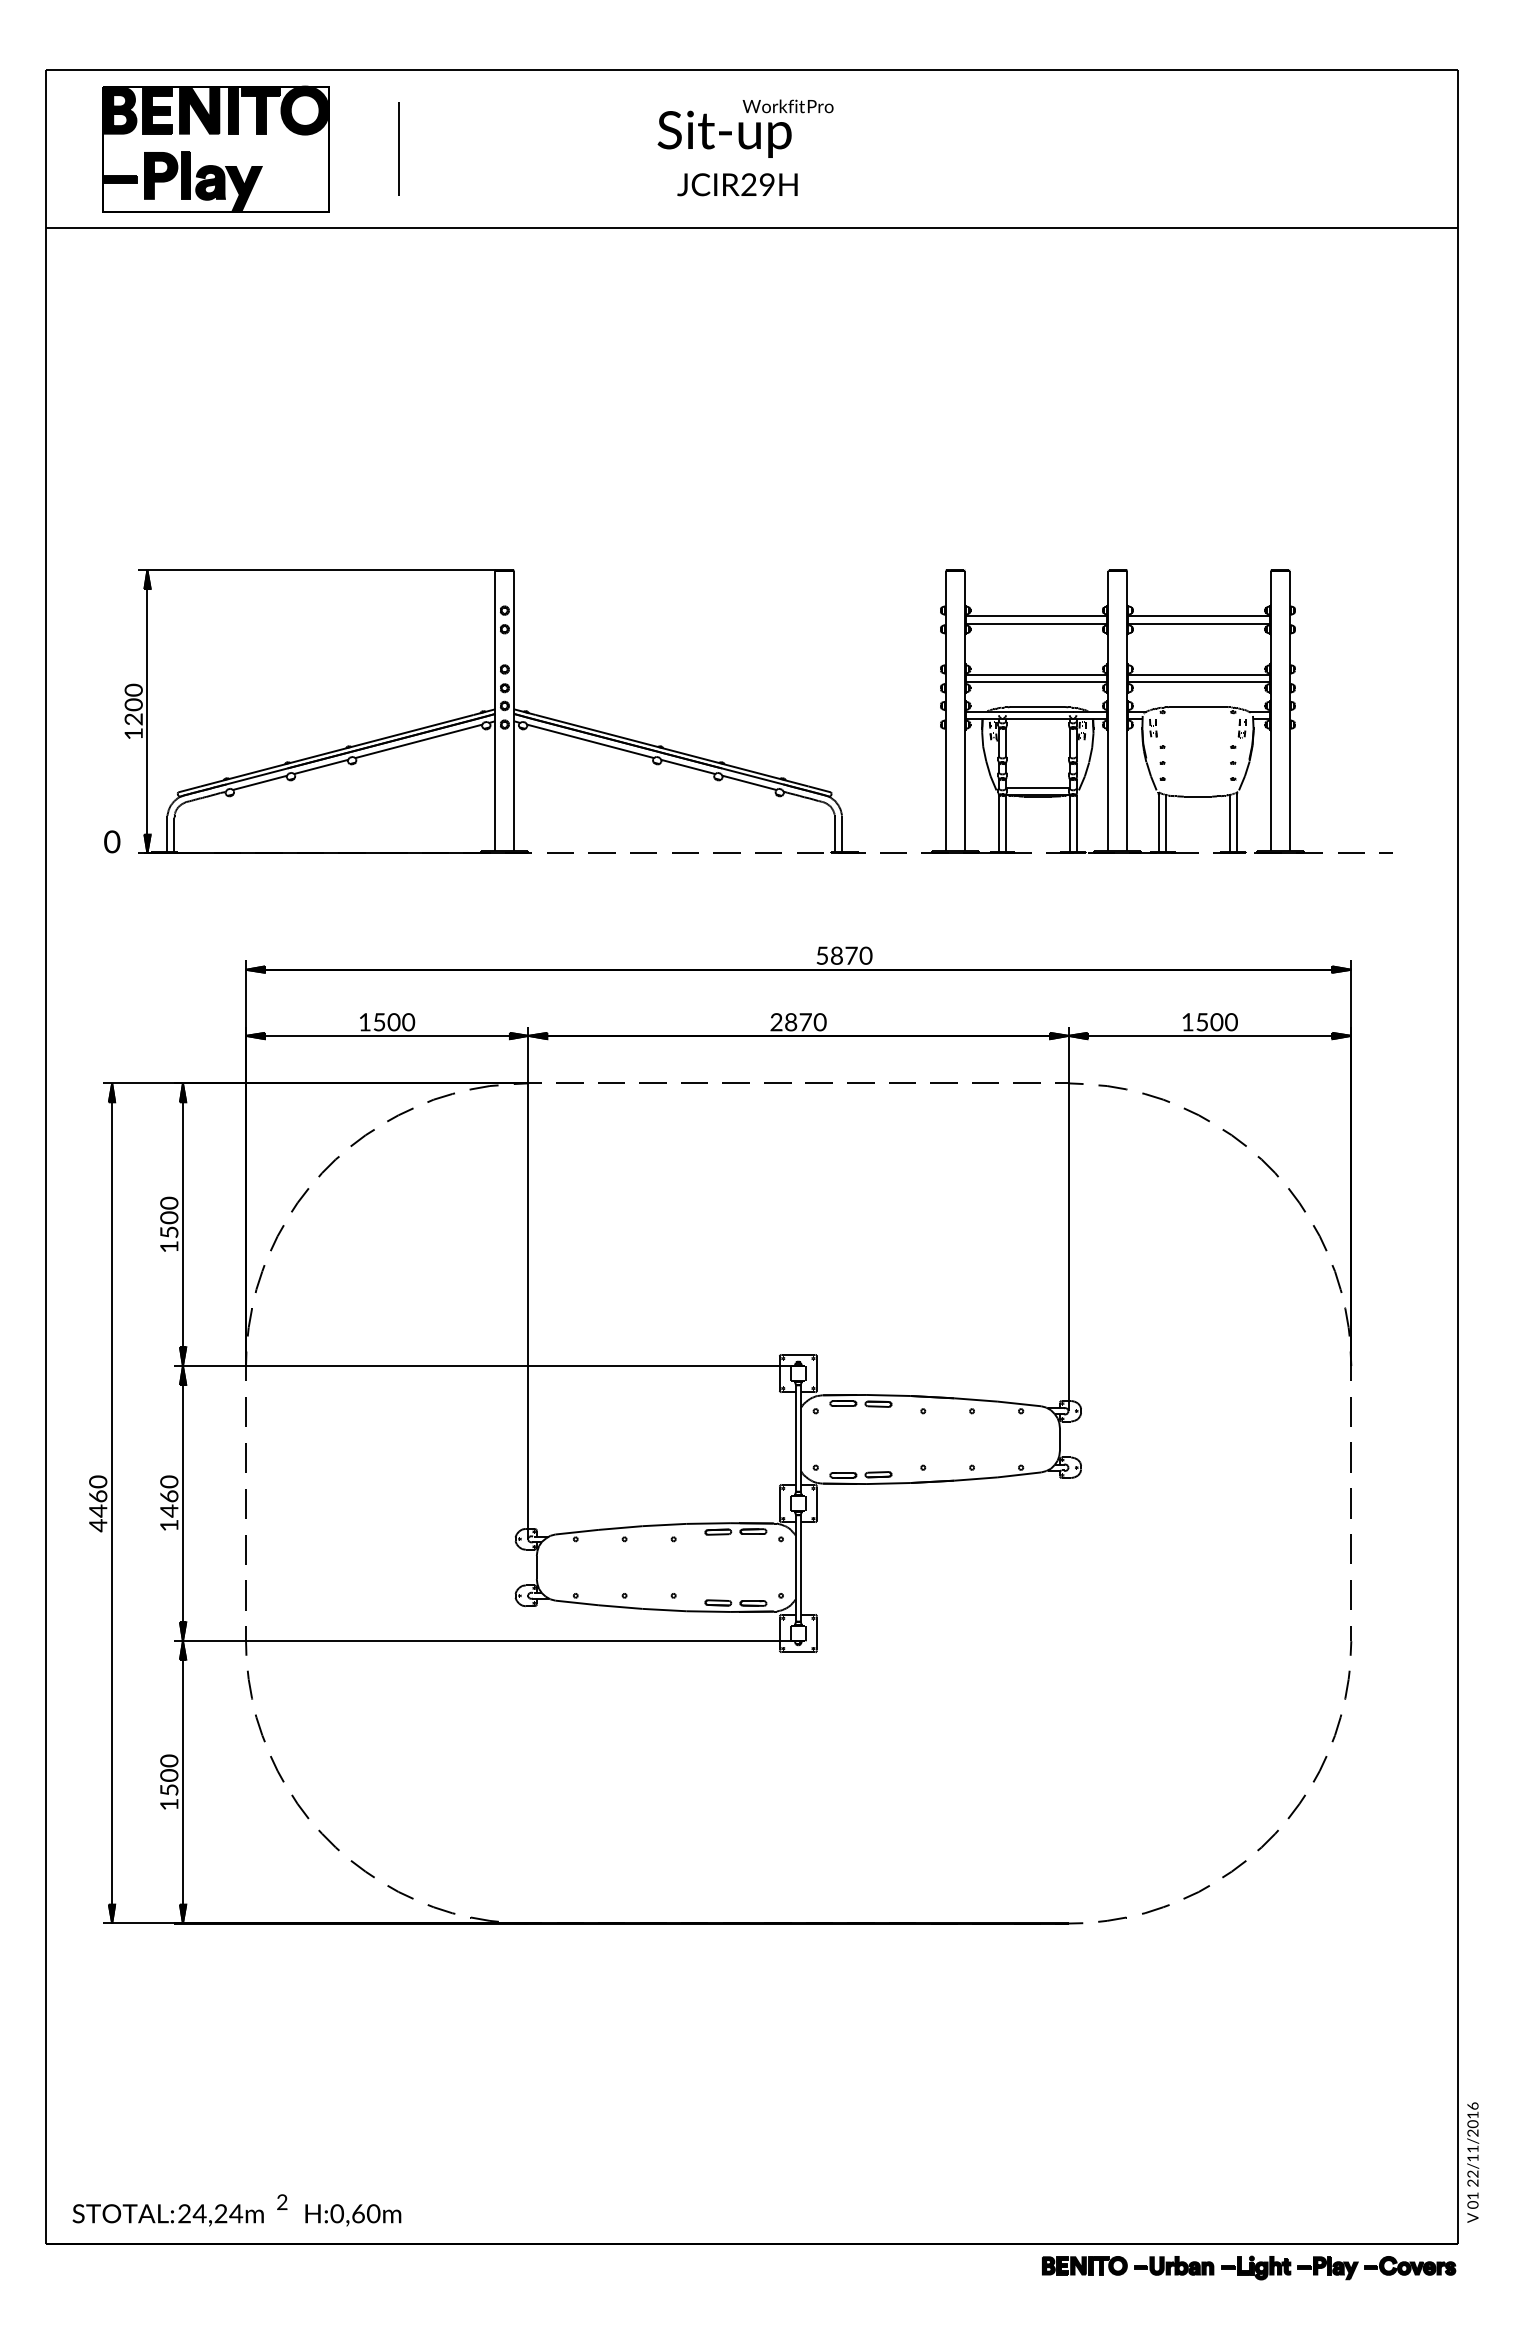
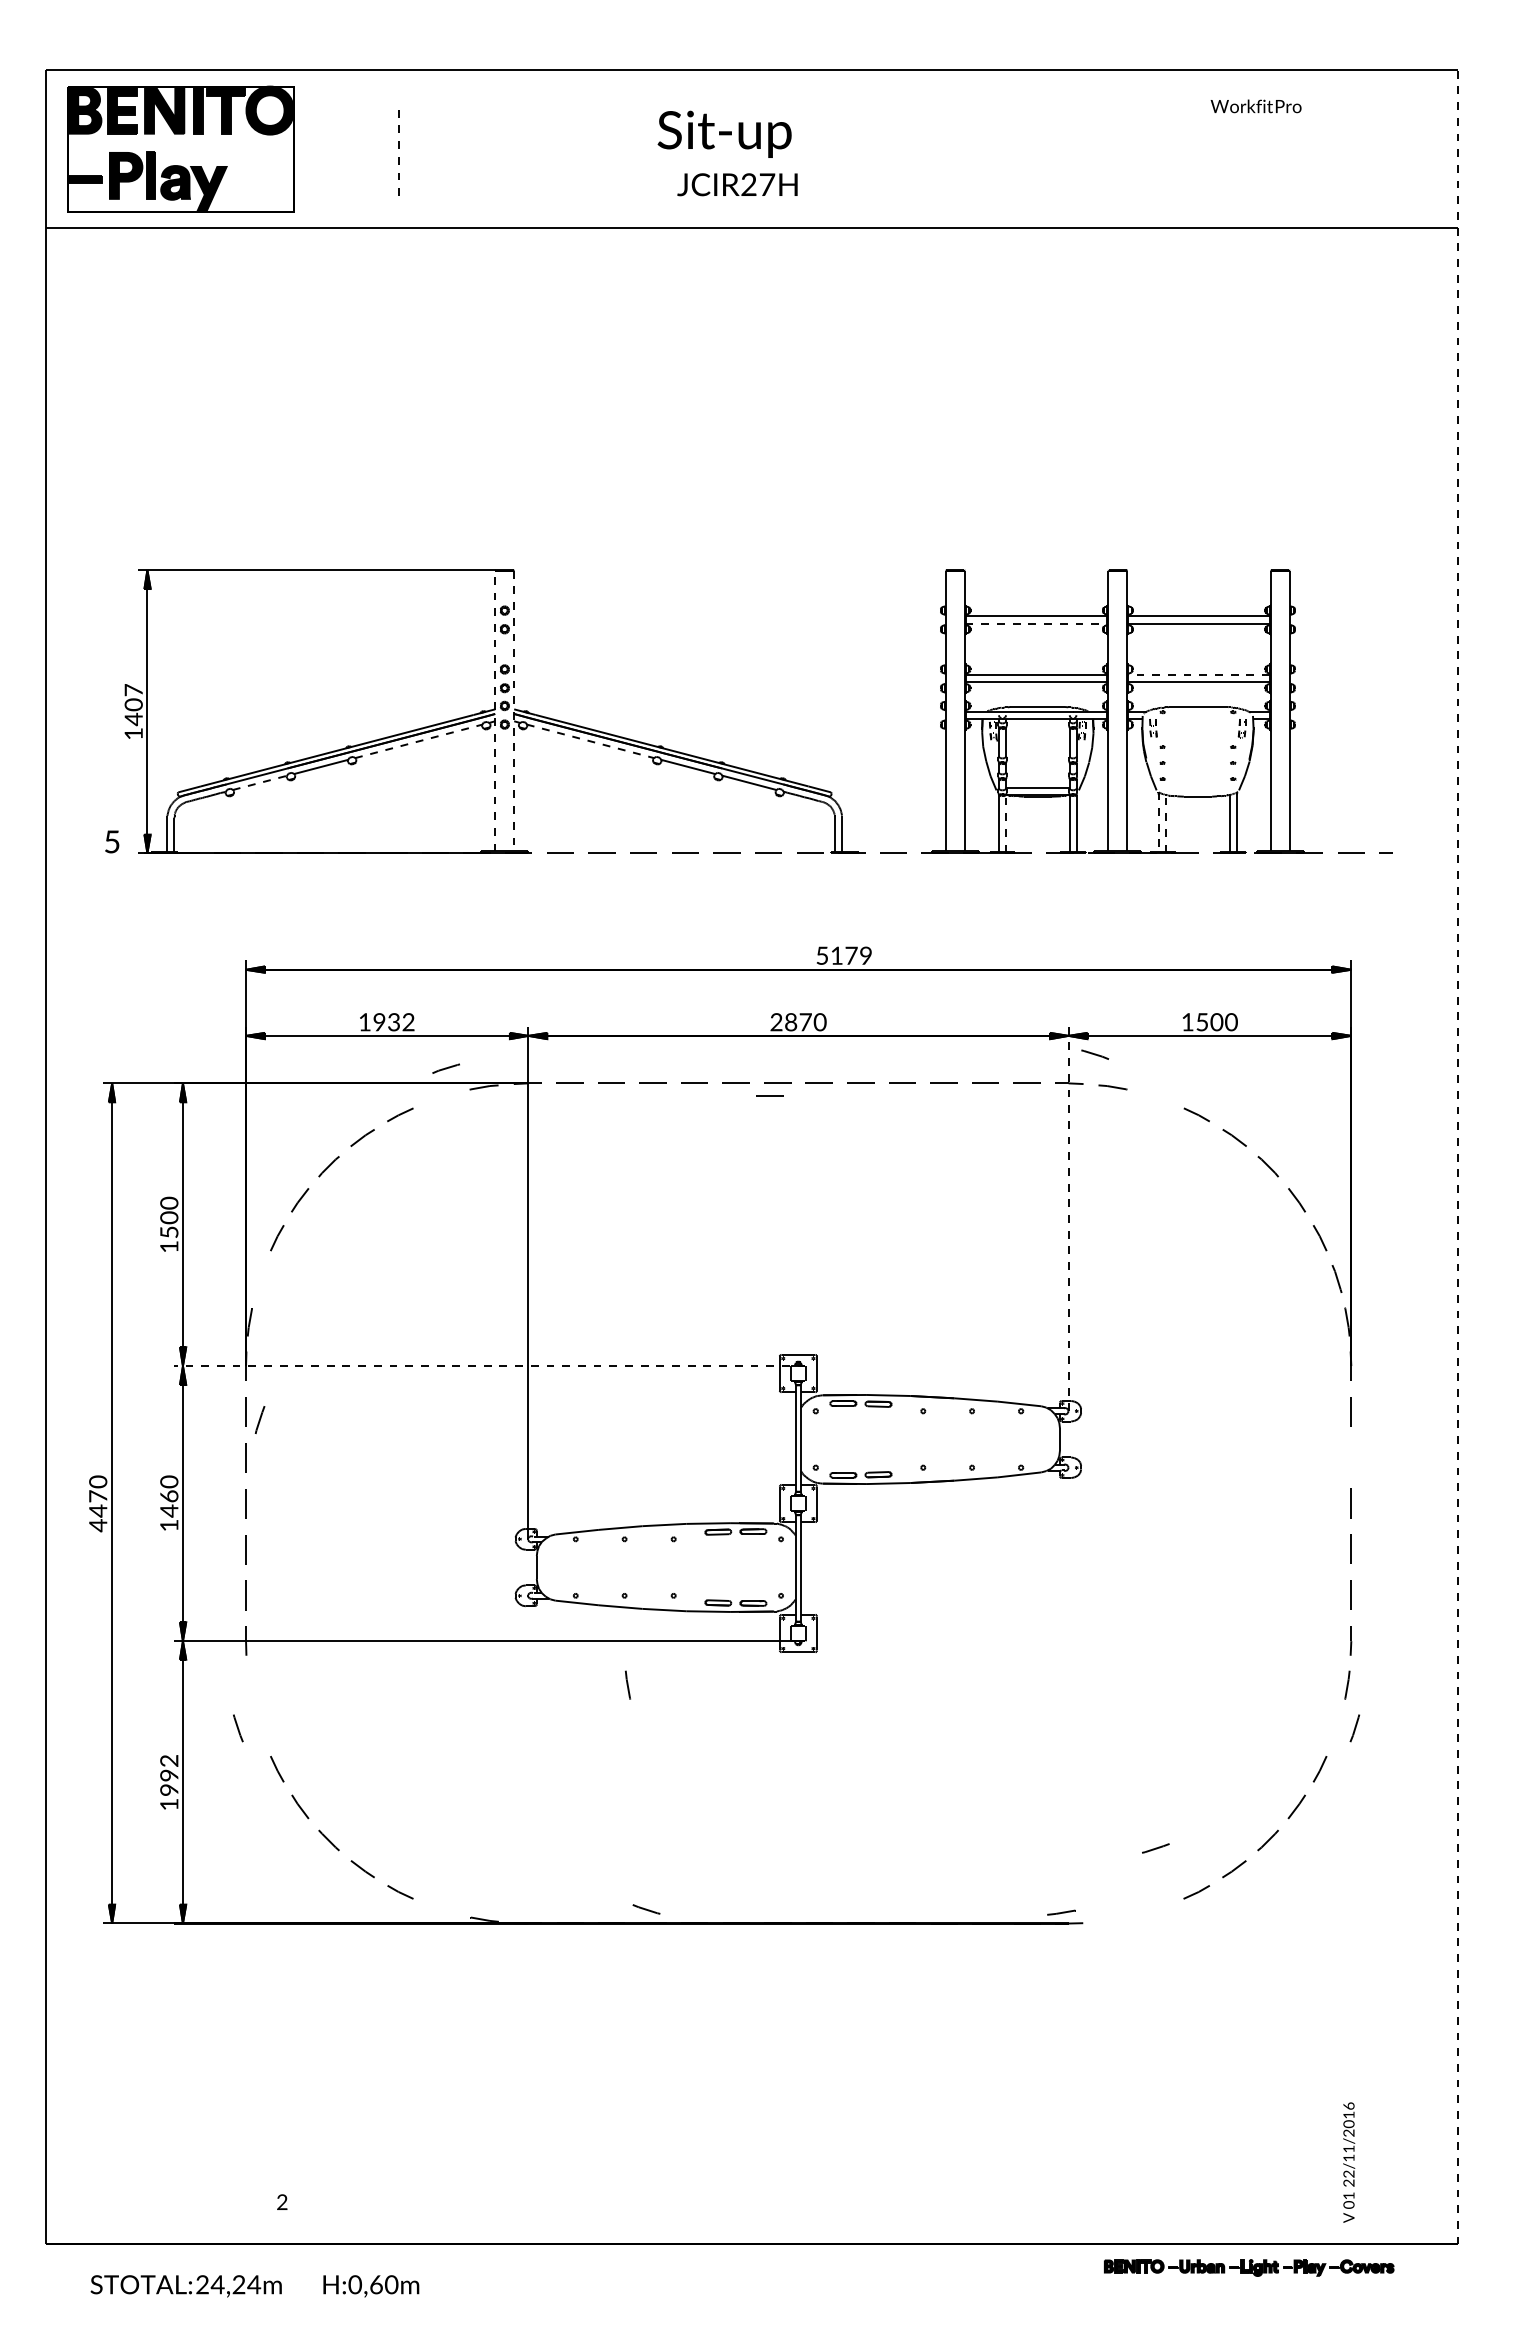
text position: (787, 106) -> (1255, 106) (1255, 106)
part position: (215, 148) -> (180, 148) (180, 148)
line: solid -> dashed (398, 148)
text: JCIR29H -> JCIR27H (767, 184)
line: solid -> dashed (1036, 623)
line: solid -> dashed (1199, 675)
text: 1200 -> 1407 (133, 704)
line: solid -> dashed (495, 710)
line: solid -> dashed (514, 711)
line: solid -> dashed (418, 741)
line: solid -> dashed (590, 741)
line: solid -> dashed (260, 782)
line: solid -> dashed (1158, 822)
line: solid -> dashed (1006, 823)
line: solid -> dashed (1166, 823)
text: 0 -> 5 (112, 841)
text: 5870 -> 5179 (851, 955)
text: 1500 -> 1932 (394, 1022)
line: none -> present (769, 1095)
line position: (440, 1097) -> (445, 1068) (445, 1068)
line position: (1156, 1097) -> (1095, 1054) (1095, 1054)
line: solid -> dashed (1458, 1157)
line: solid -> dashed (1068, 1218)
line position: (259, 1278) -> (259, 1419) (259, 1419)
line: solid -> dashed (489, 1366)
line: present -> none (1350, 1457)
text: 4460 -> 4470 (98, 1496)
line position: (249, 1684) -> (627, 1684) (627, 1684)
line position: (260, 1728) -> (238, 1728) (238, 1728)
line position: (1336, 1728) -> (1354, 1728) (1354, 1728)
text: 1500 -> 1992 (169, 1774)
line position: (441, 1909) -> (646, 1909) (646, 1909)
line position: (1155, 1909) -> (1155, 1848) (1155, 1848)
line position: (1112, 1919) -> (1061, 1912) (1061, 1912)
text position: (1473, 2162) -> (1349, 2162) (1349, 2162)
text position: (236, 2215) -> (254, 2286) (254, 2286)
part size: 415x26 px -> 291x18 px (1249, 2267)
